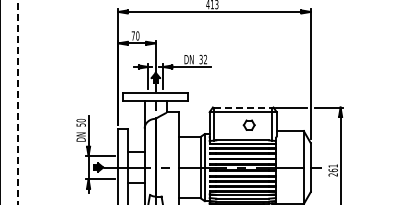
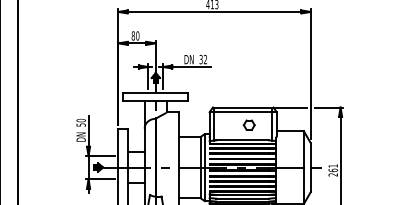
text: 70 -> 80 (132, 35)
line: dashed -> solid (18, 102)
line: dashed -> solid (243, 107)
